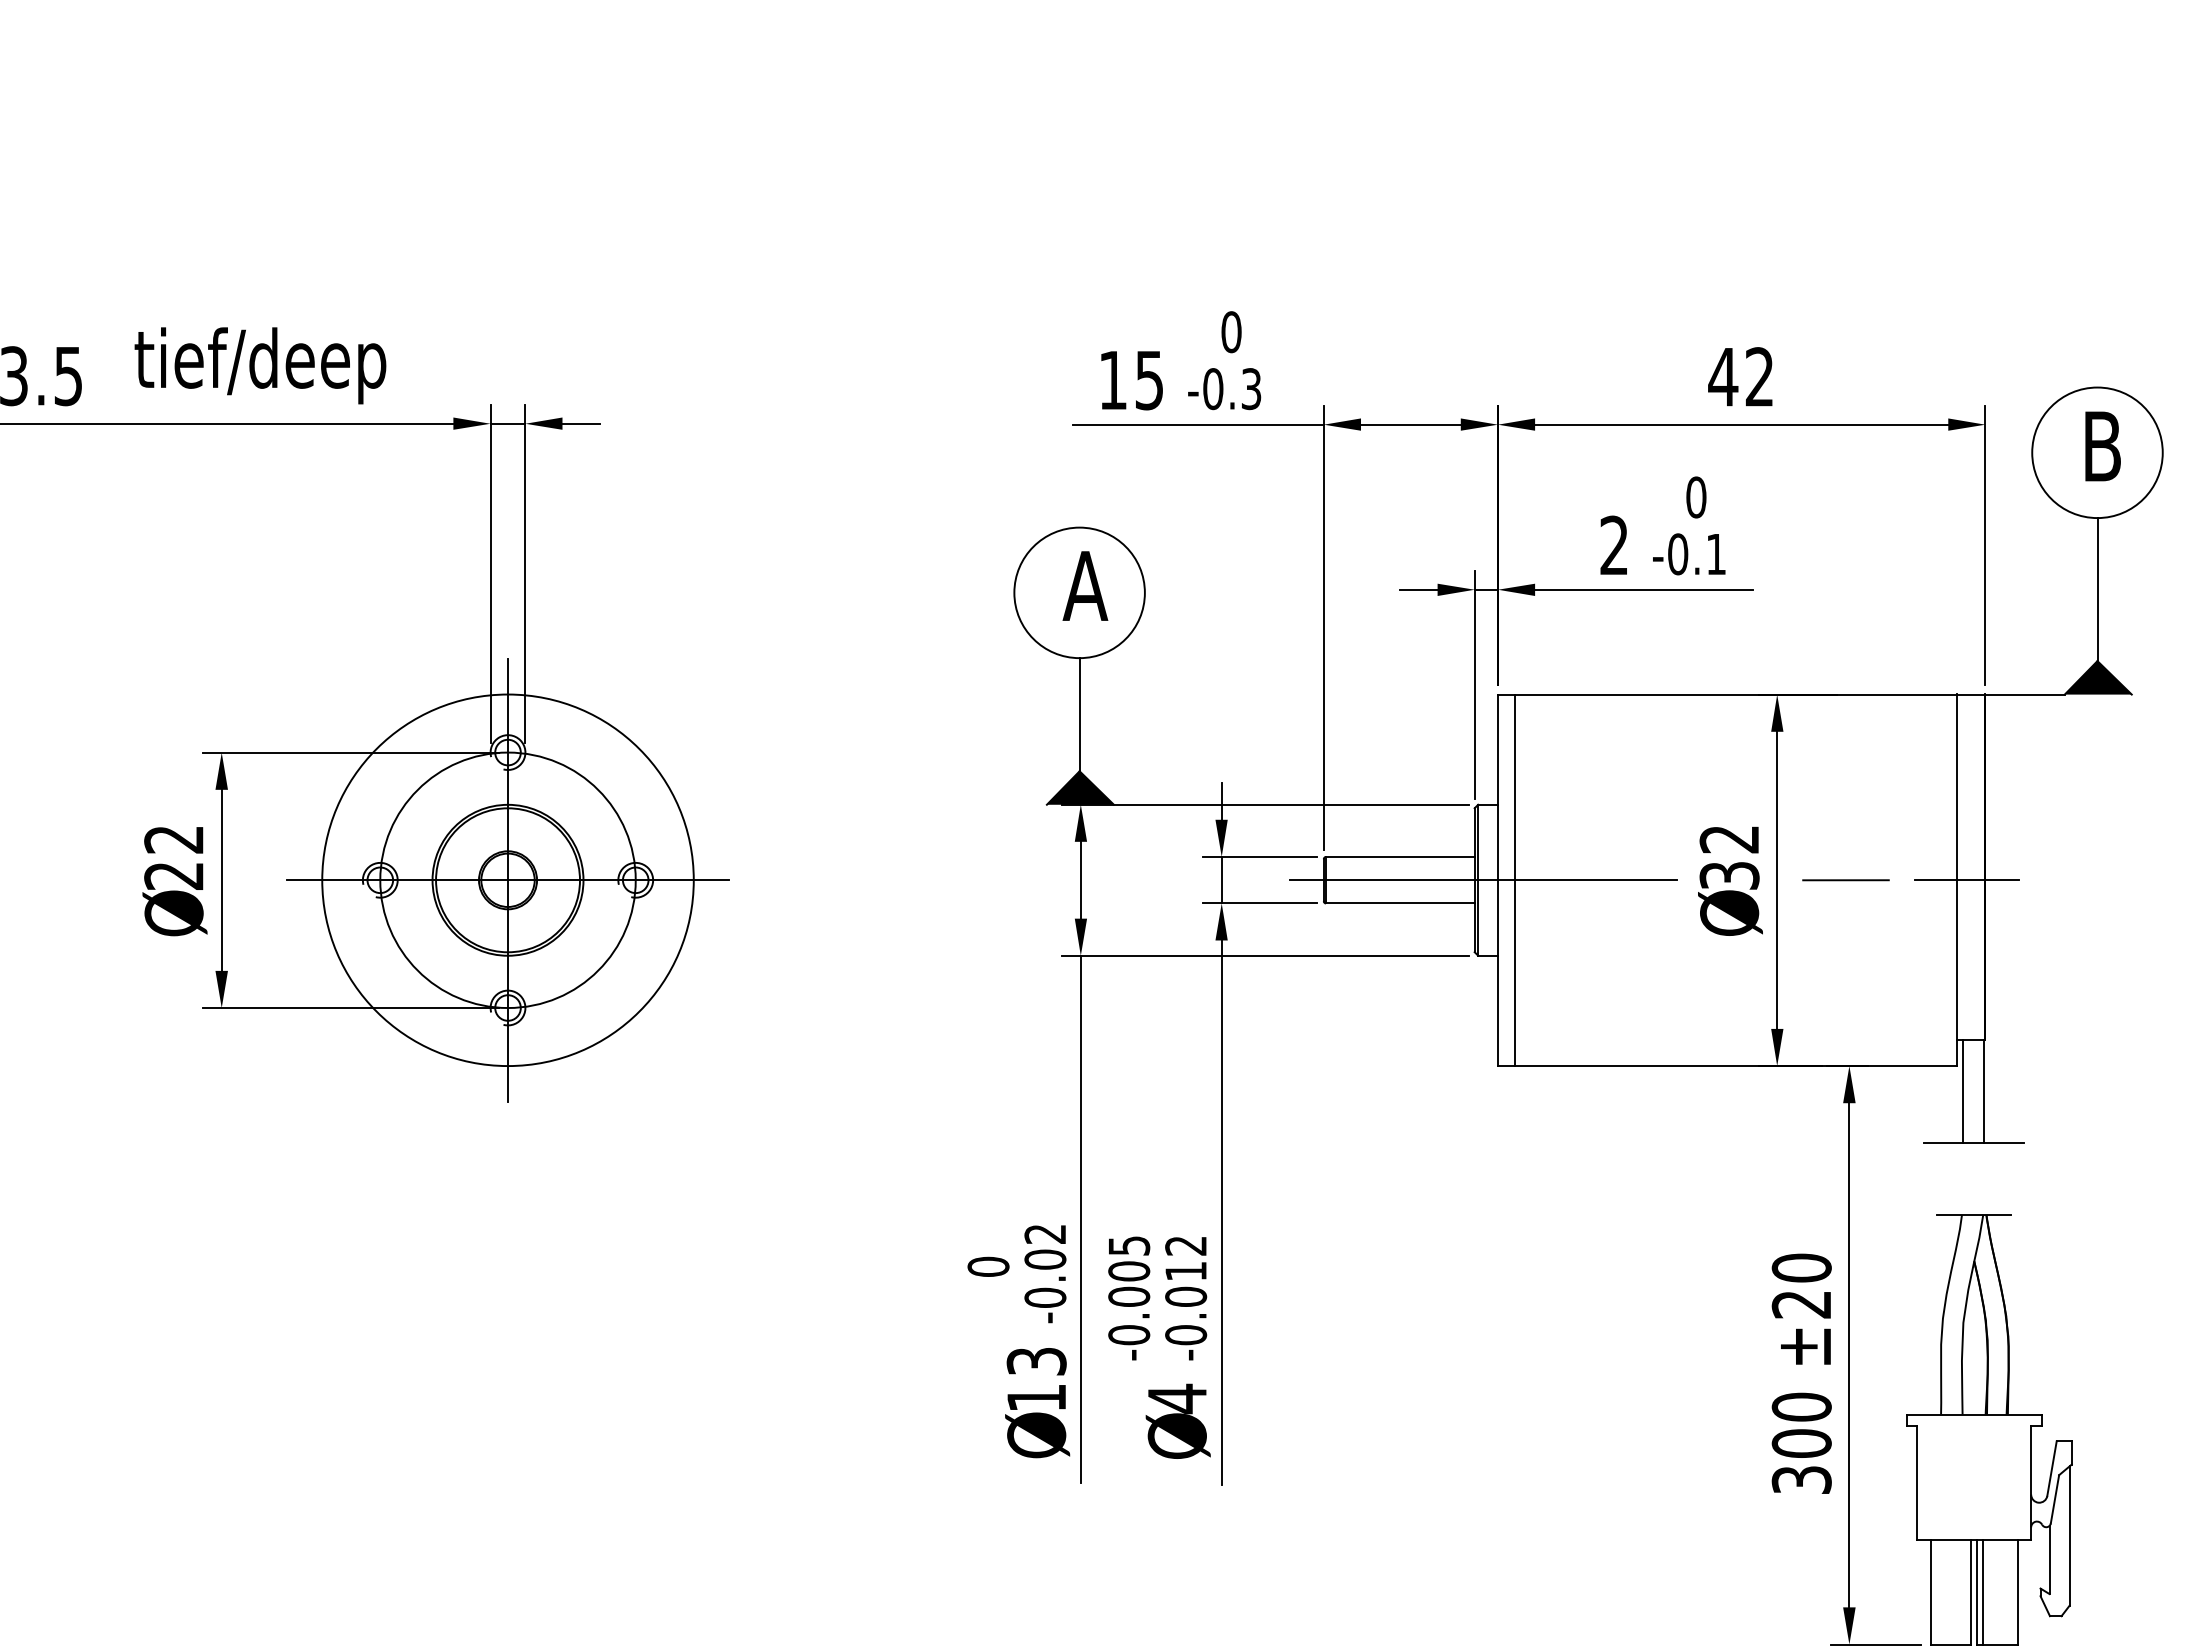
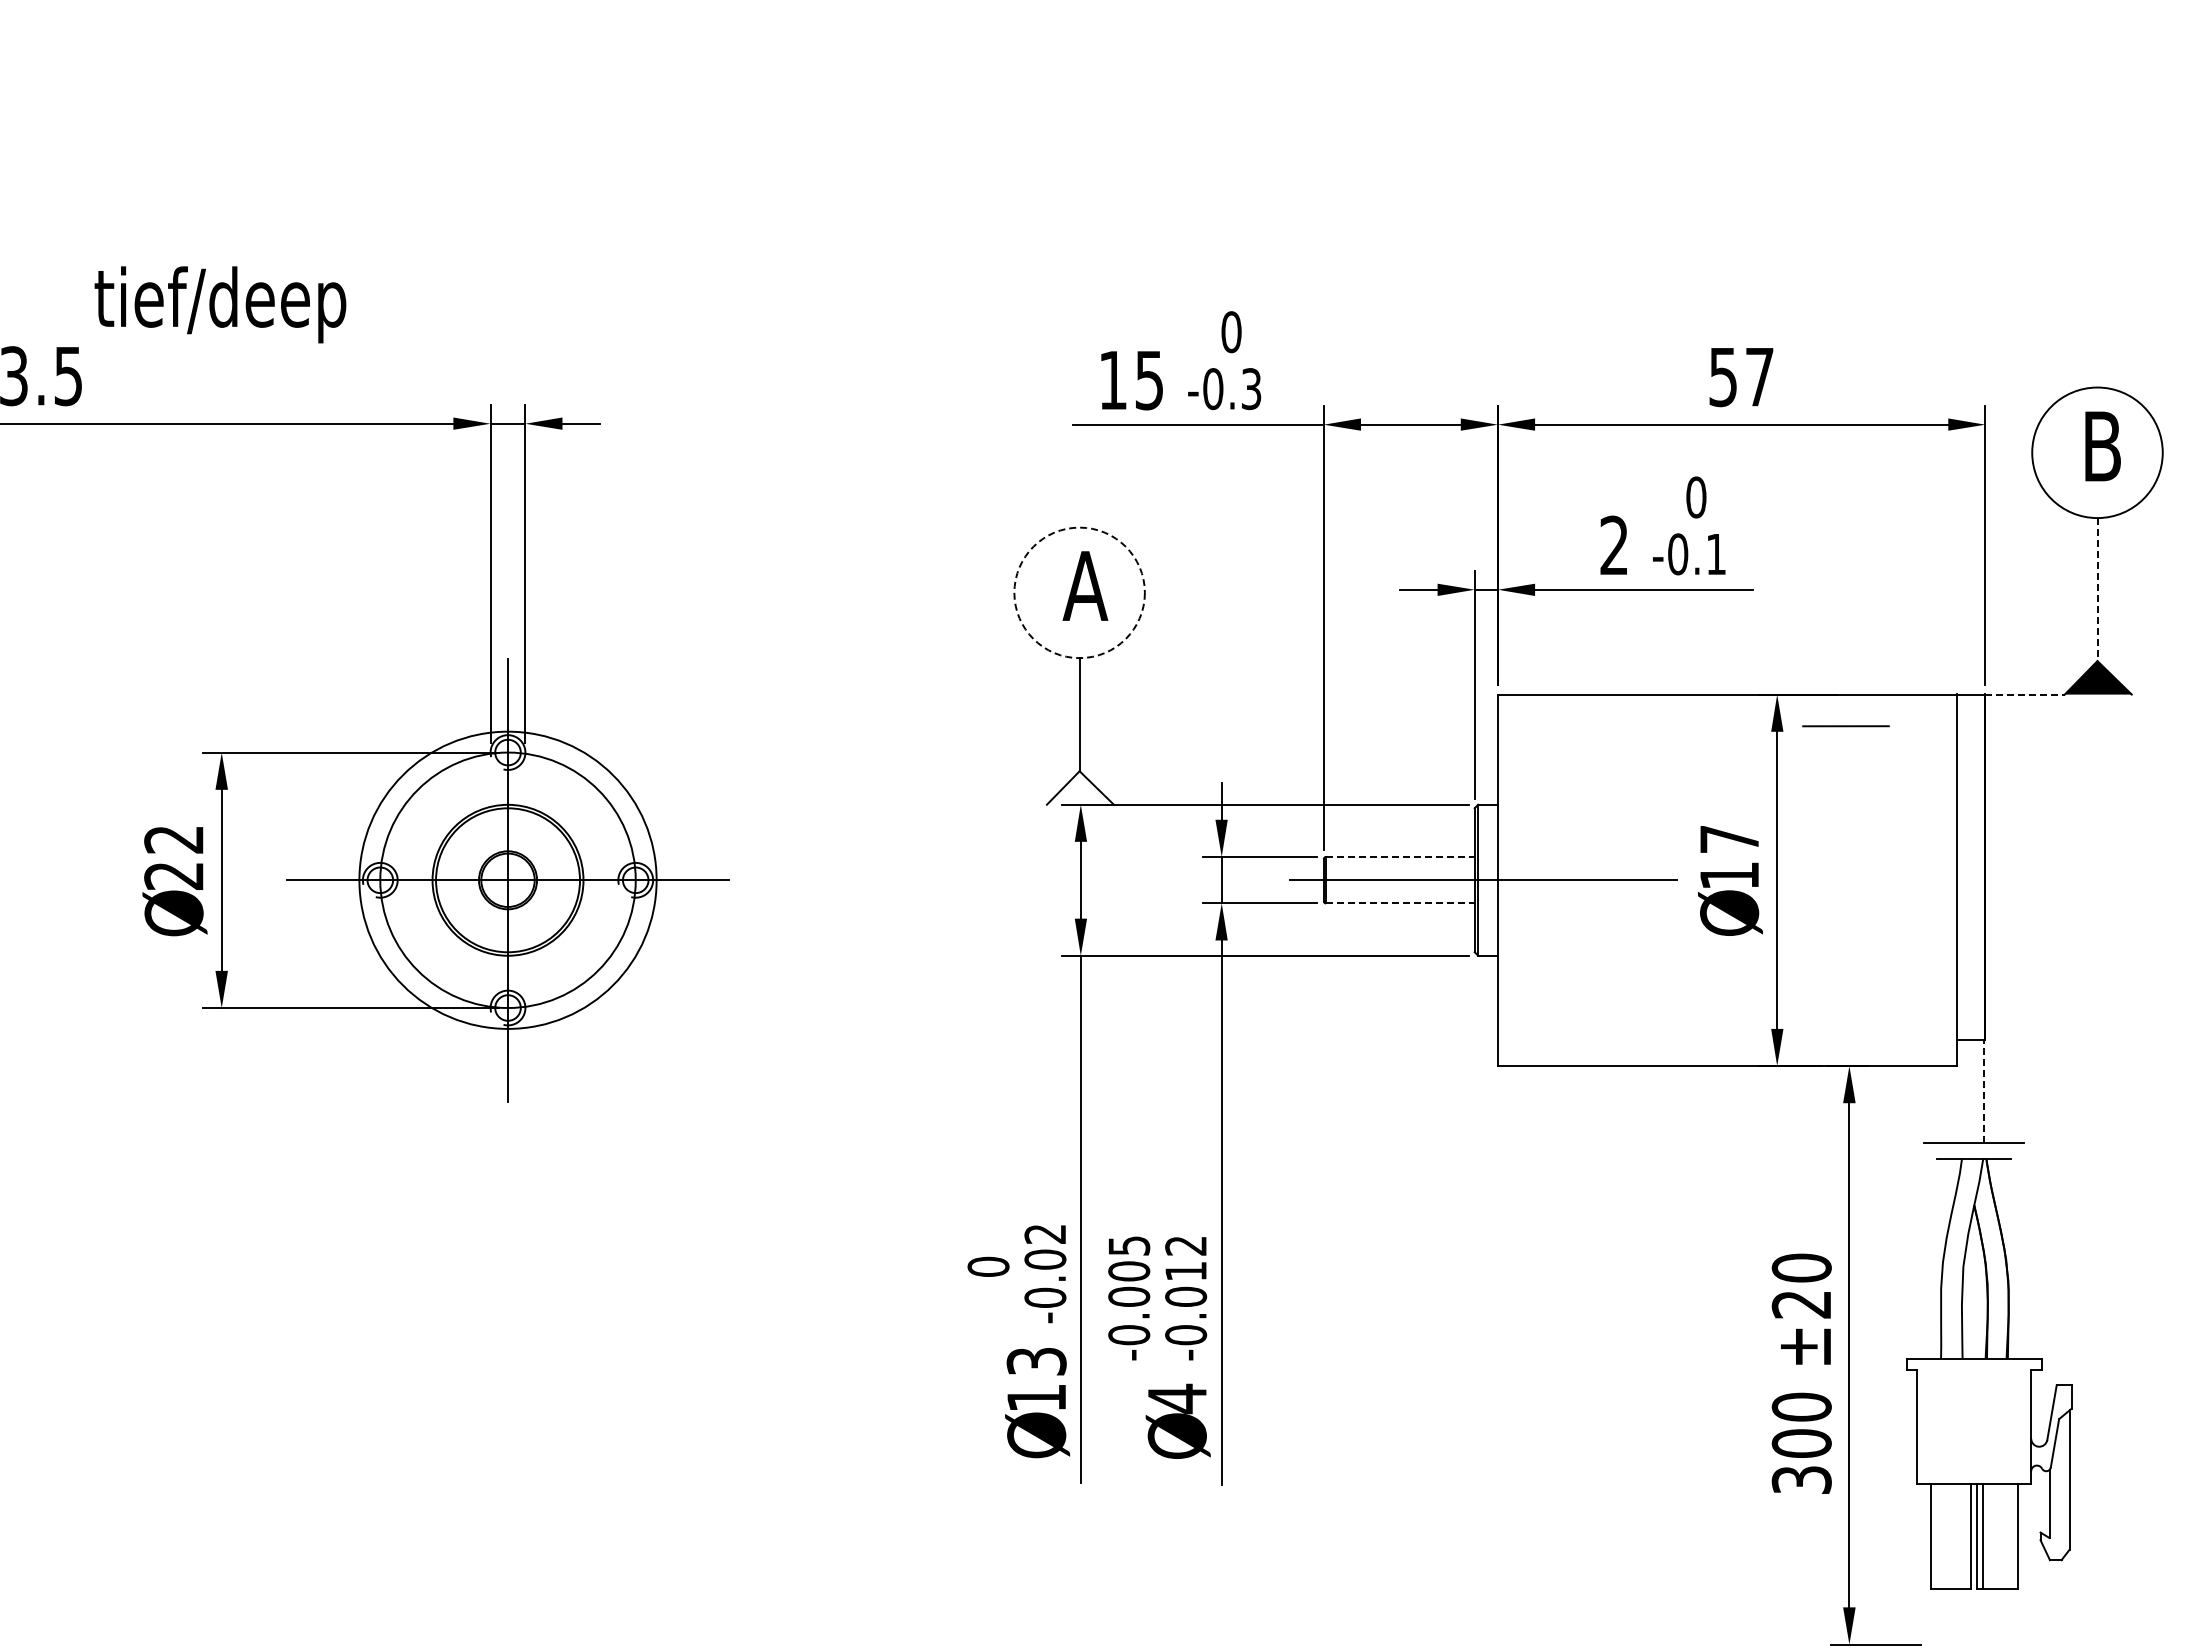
text position: (260, 365) -> (220, 304) (220, 304)
text: 42 -> 57 (1740, 377)
line: solid -> dashed (2097, 589)
circle: solid -> dashed (1079, 592)
line: solid -> dashed (2025, 694)
fill: present -> none (1079, 787)
line: solid -> dashed (1400, 857)
text: 32 -> 17 (1729, 857)
circle diameter: 372 px -> 297 px (507, 879)
line: present -> none (1515, 880)
line position: (1845, 880) -> (1845, 726) (1845, 726)
line: present -> none (1966, 880)
line: solid -> dashed (1400, 903)
line: present -> none (1963, 1091)
line: solid -> dashed (1984, 1091)
part position: (1989, 1429) -> (1989, 1373) (1989, 1373)
